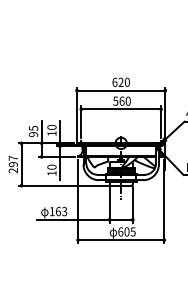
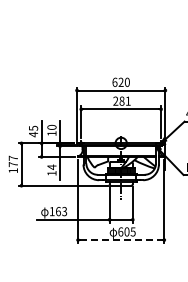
text: 560 -> 281 (121, 100)
text: 95 -> 45 (33, 134)
text: 10 -> 14 (51, 166)
text: 297 -> 177 (12, 167)
line: solid -> dashed (121, 240)
